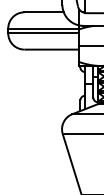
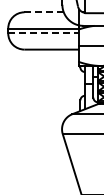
line: solid -> dashed (44, 12)
line: solid -> dashed (44, 33)
